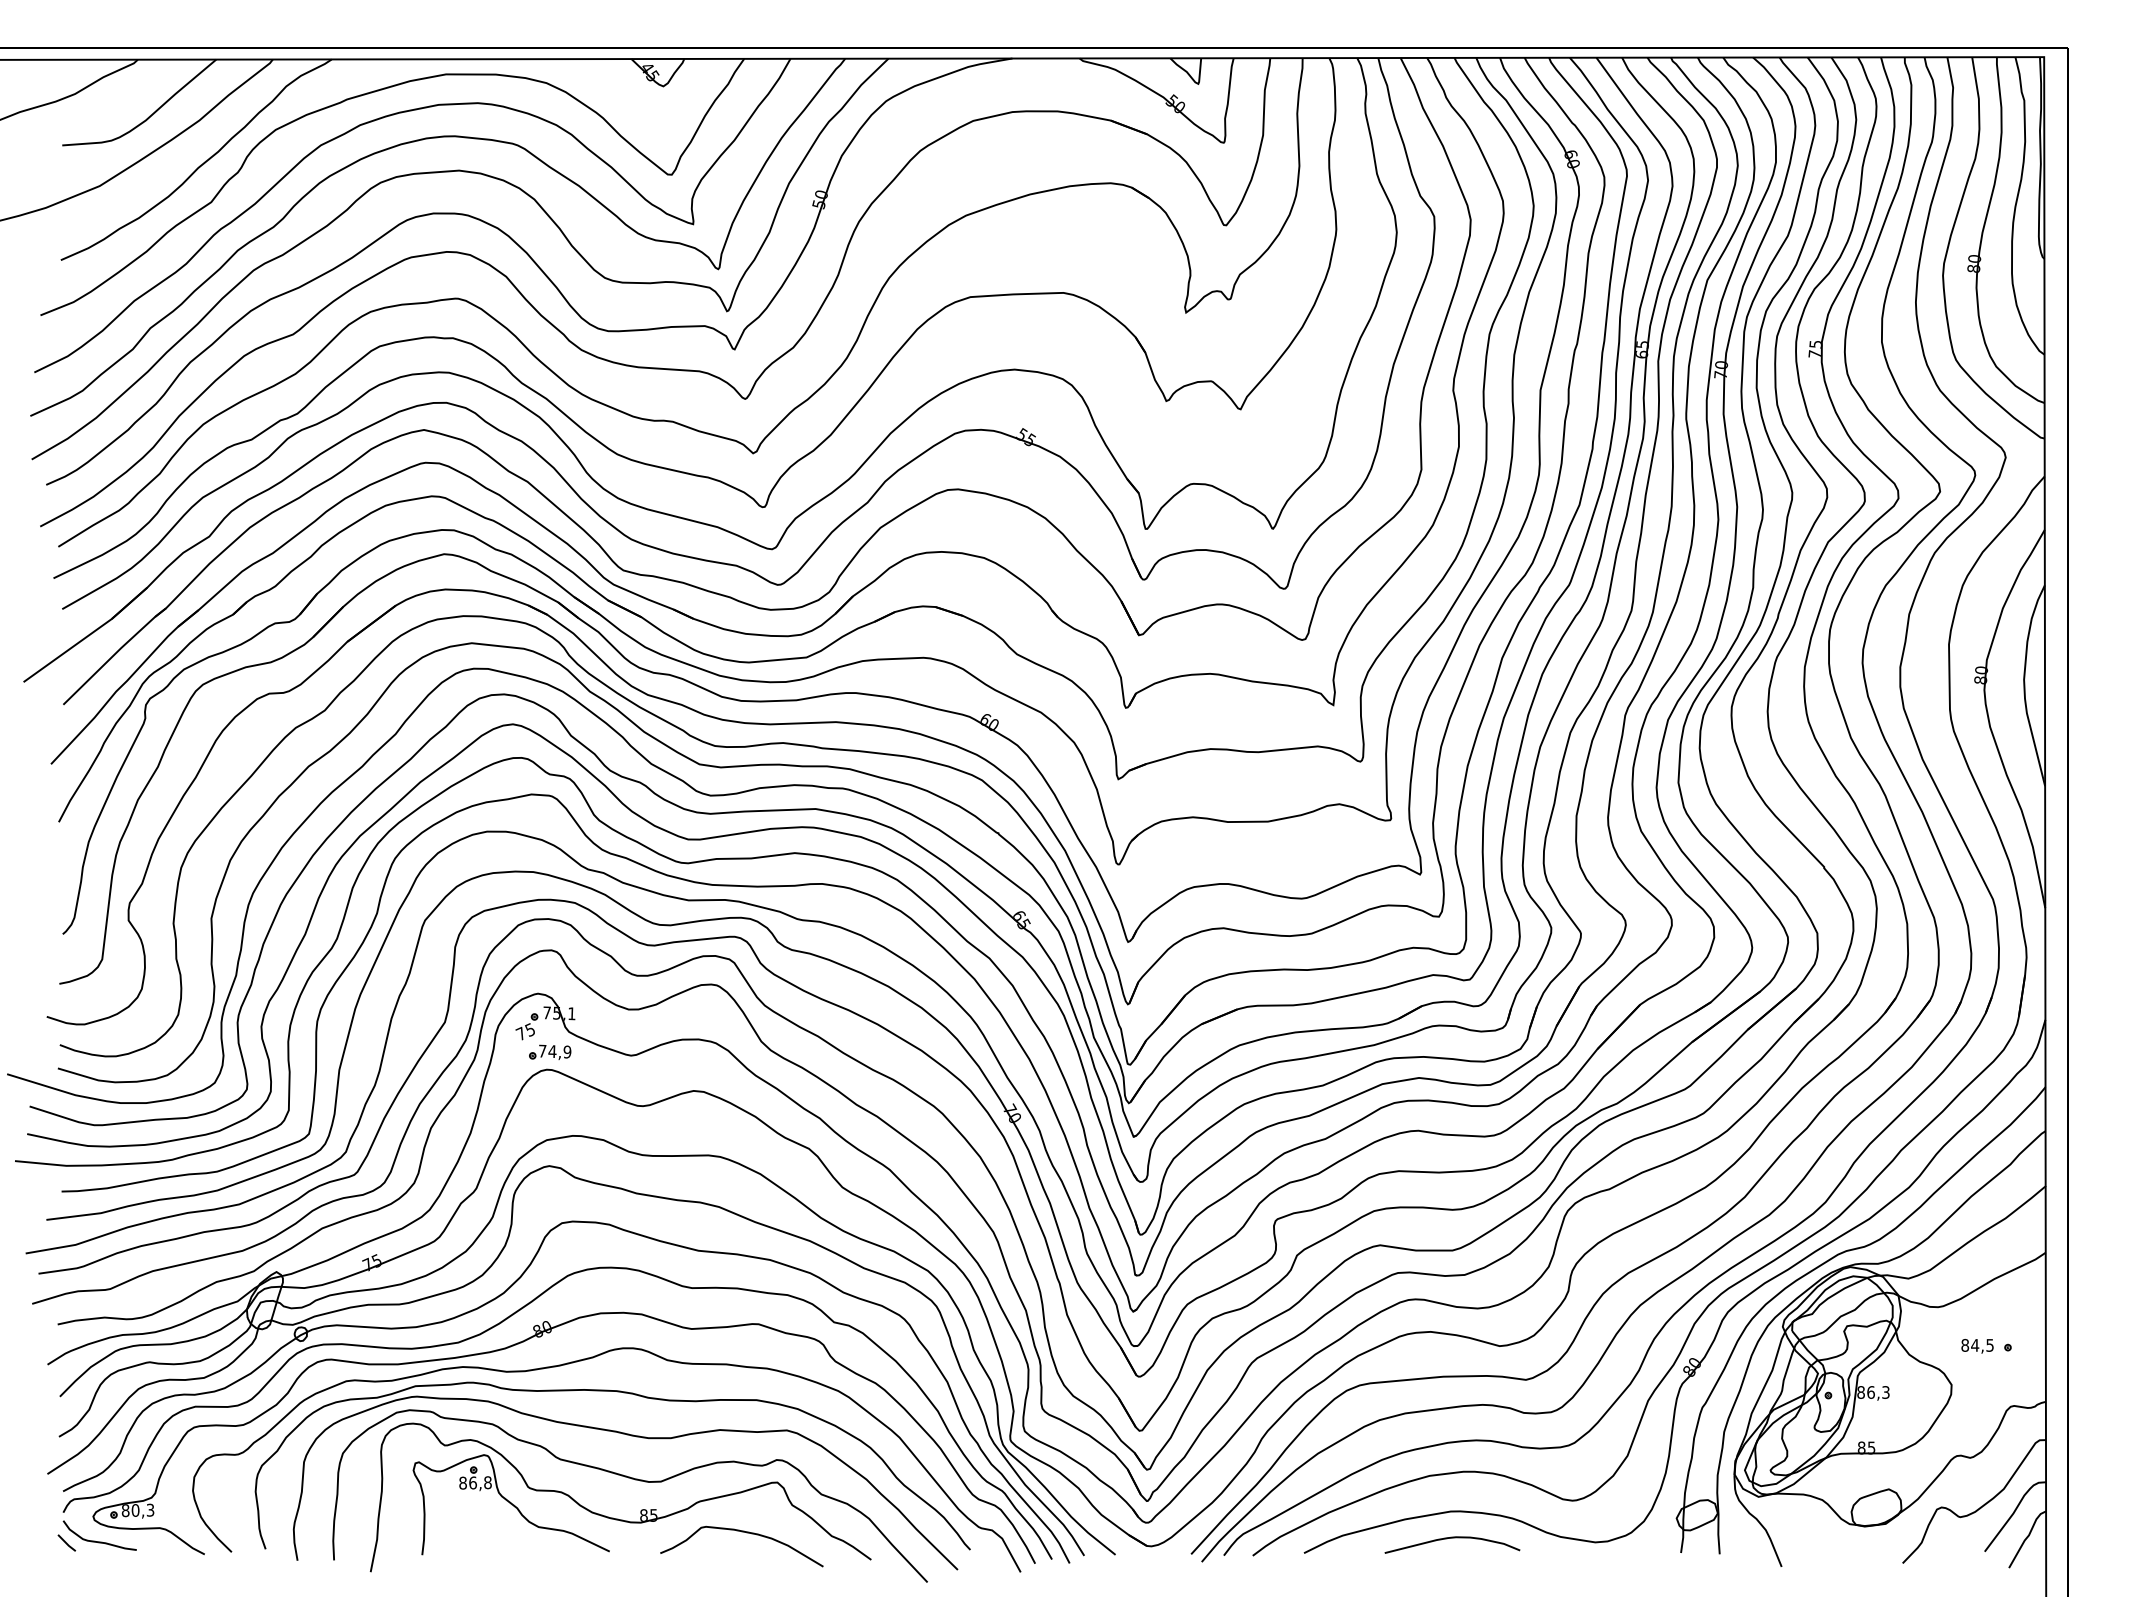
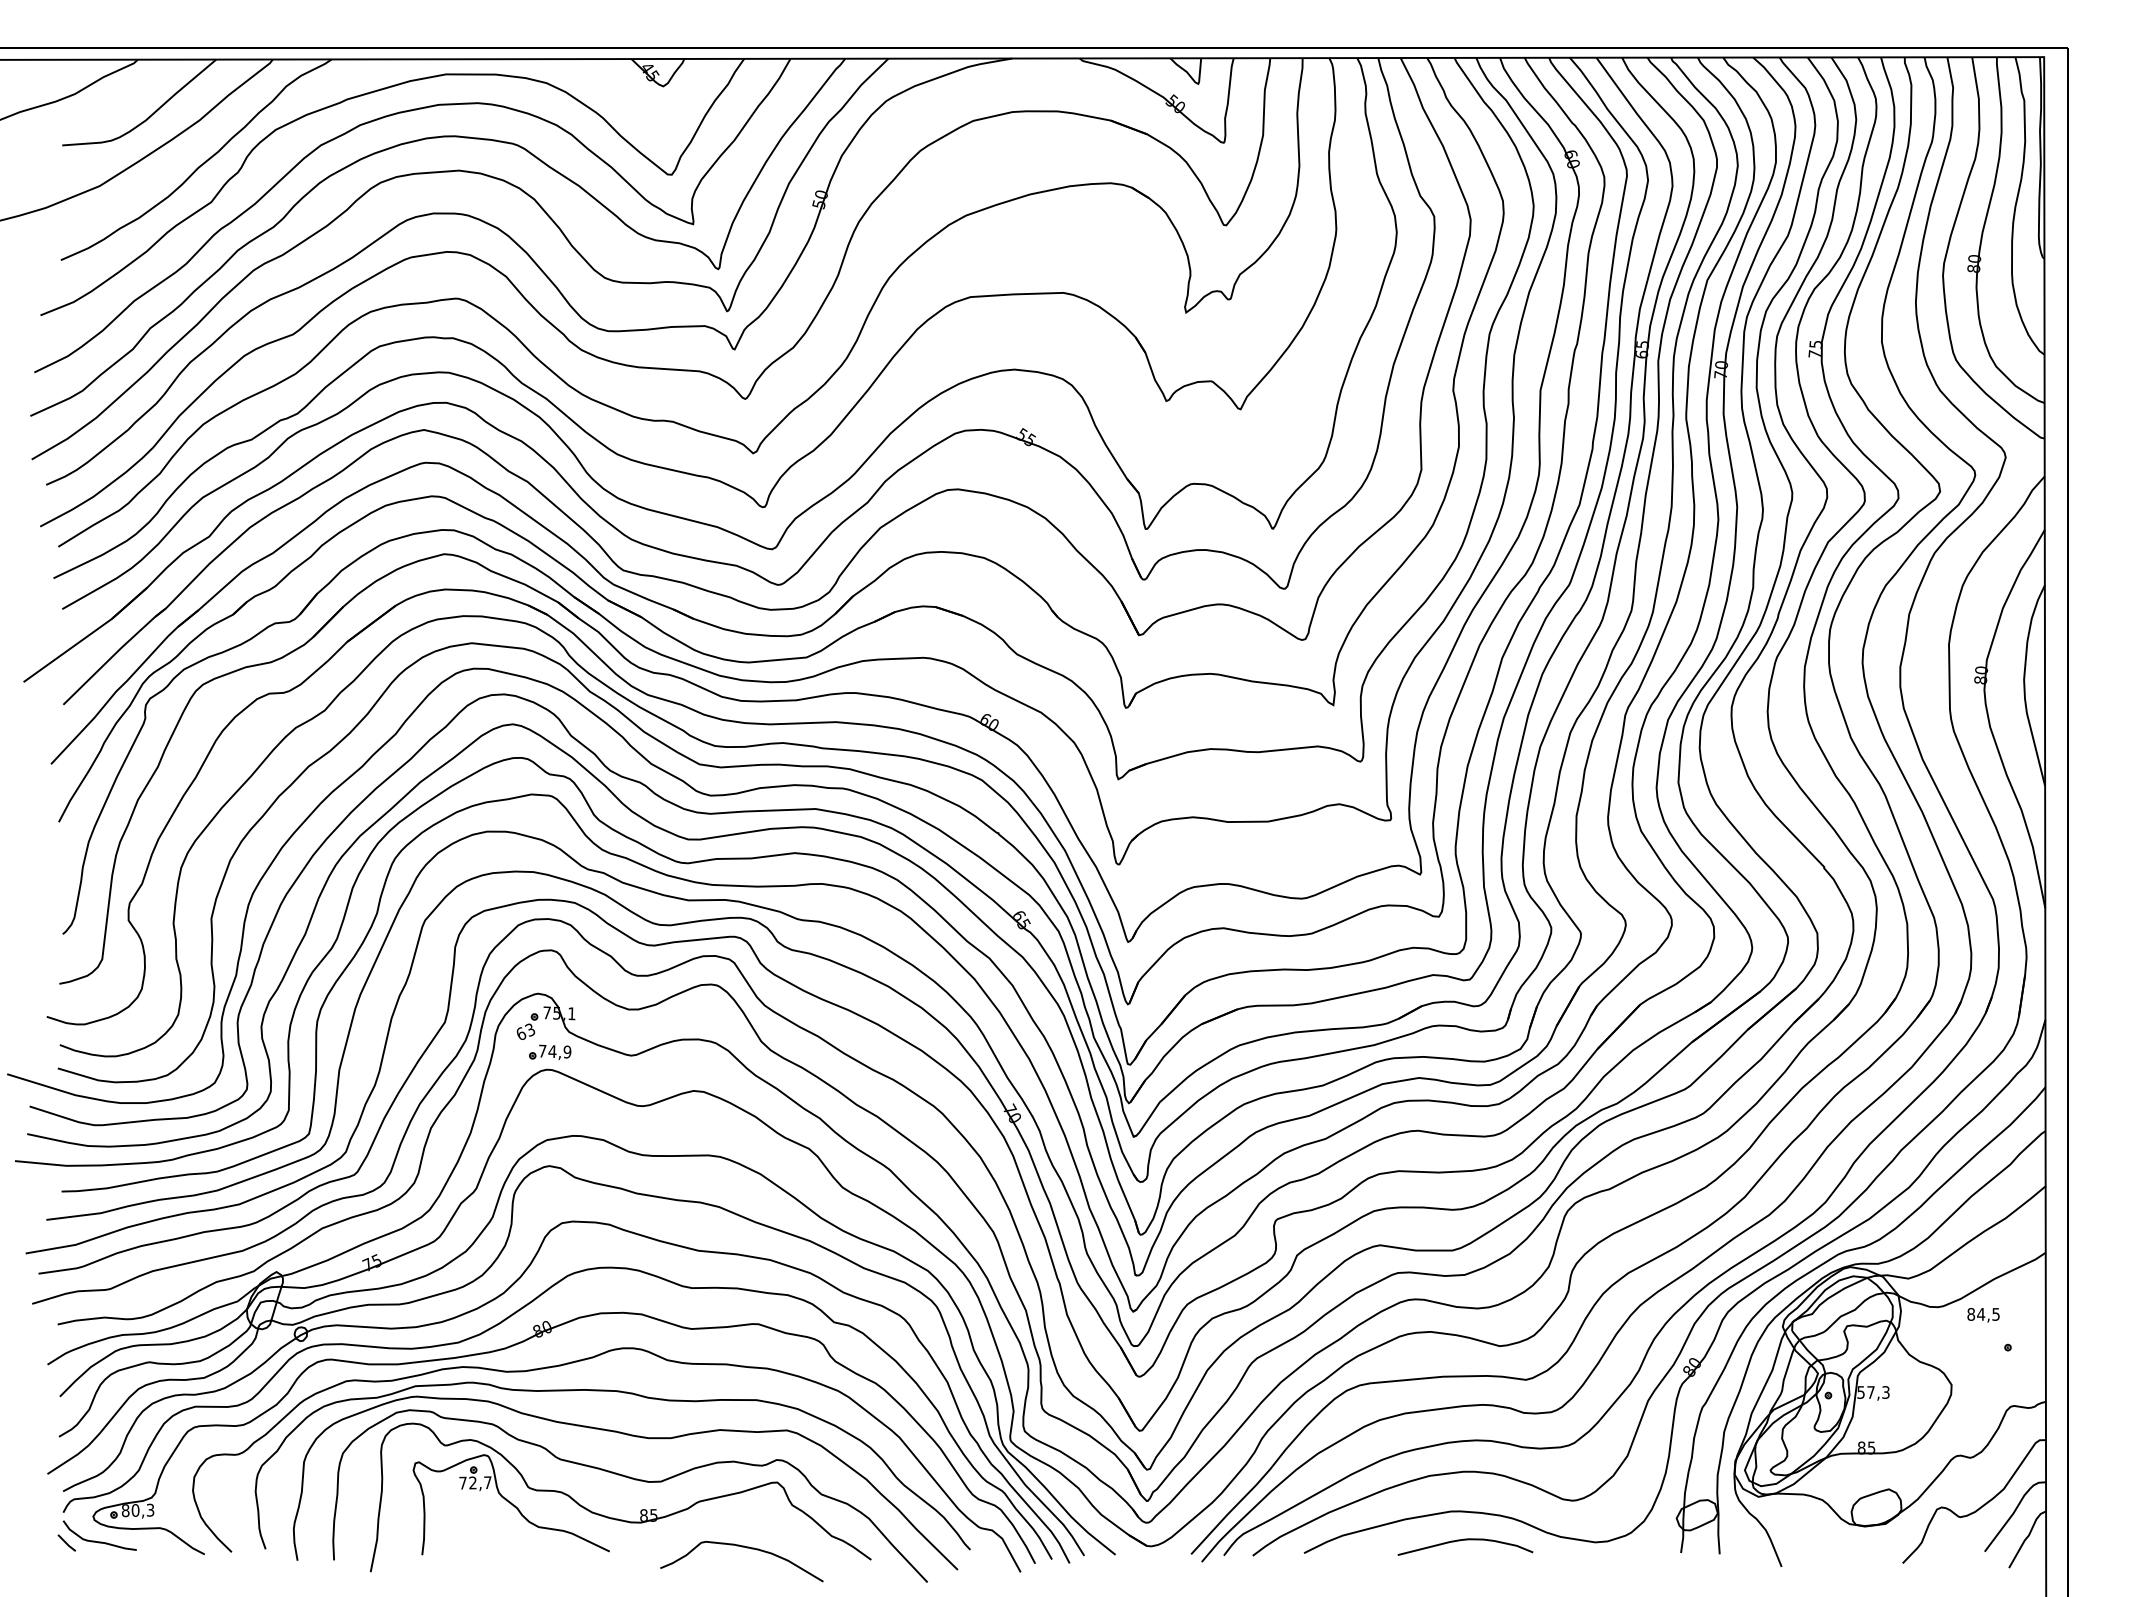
text: 75 -> 63 (525, 1031)
text position: (1977, 1346) -> (1983, 1315) (1983, 1315)
text: 86,3 -> 57,3 (1865, 1392)
text: 86,8 -> 72,7 (475, 1482)
curve position: (746, 1533) -> (746, 1548) (746, 1548)
curve position: (1452, 1538) -> (1465, 1540) (1465, 1540)
